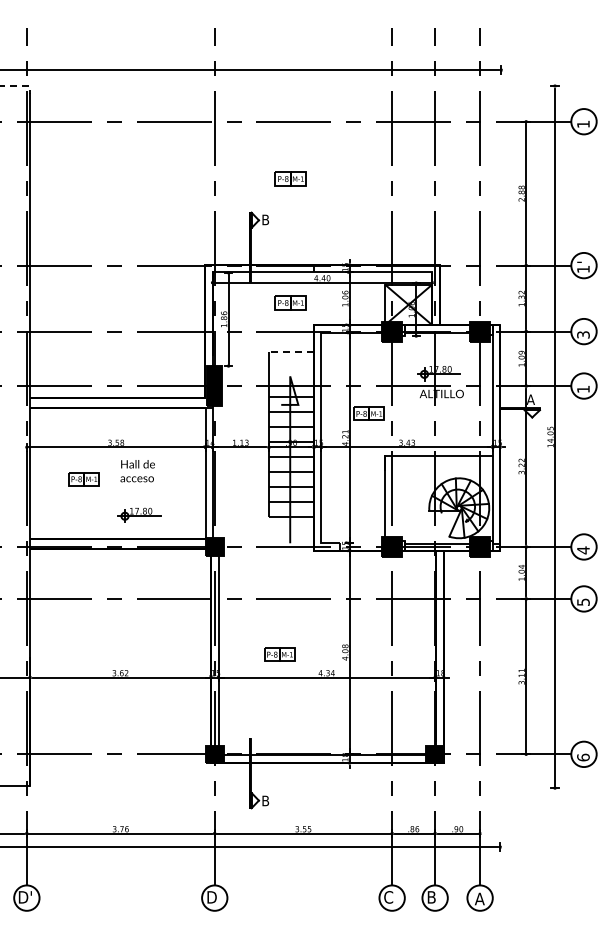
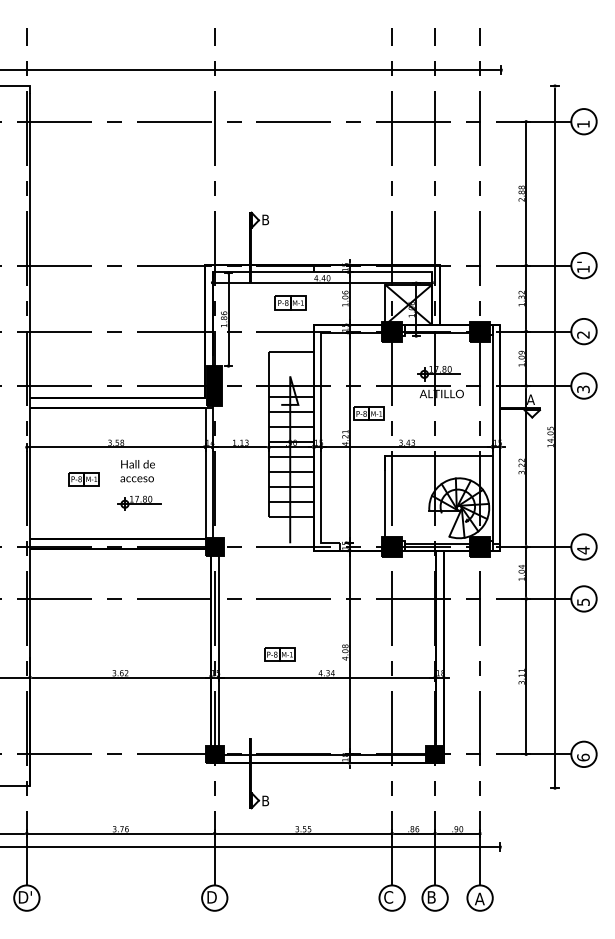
line: dashed -> solid (20, 86)
part: present -> none (290, 178)
text: 3 -> 2 (583, 334)
line: dashed -> solid (290, 352)
text: 1 -> 3 (583, 389)
part position: (139, 514) -> (139, 502) (139, 502)
